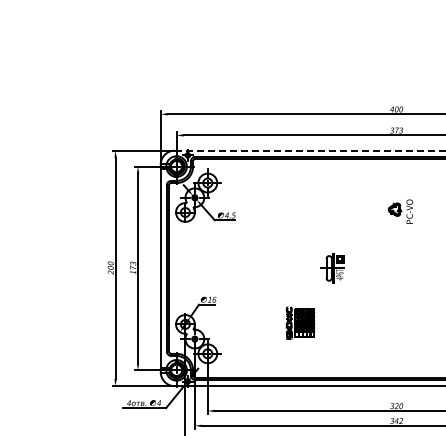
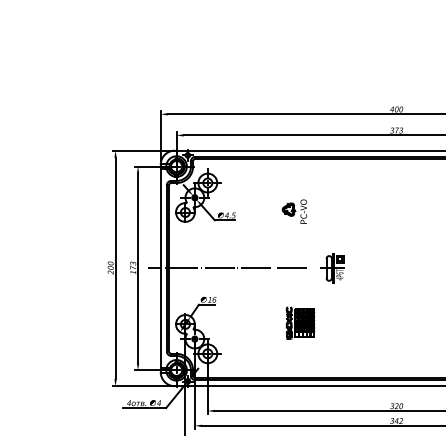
line: dashed -> solid (310, 150)
part position: (399, 211) -> (293, 211) (293, 211)
line: none -> present (226, 268)
